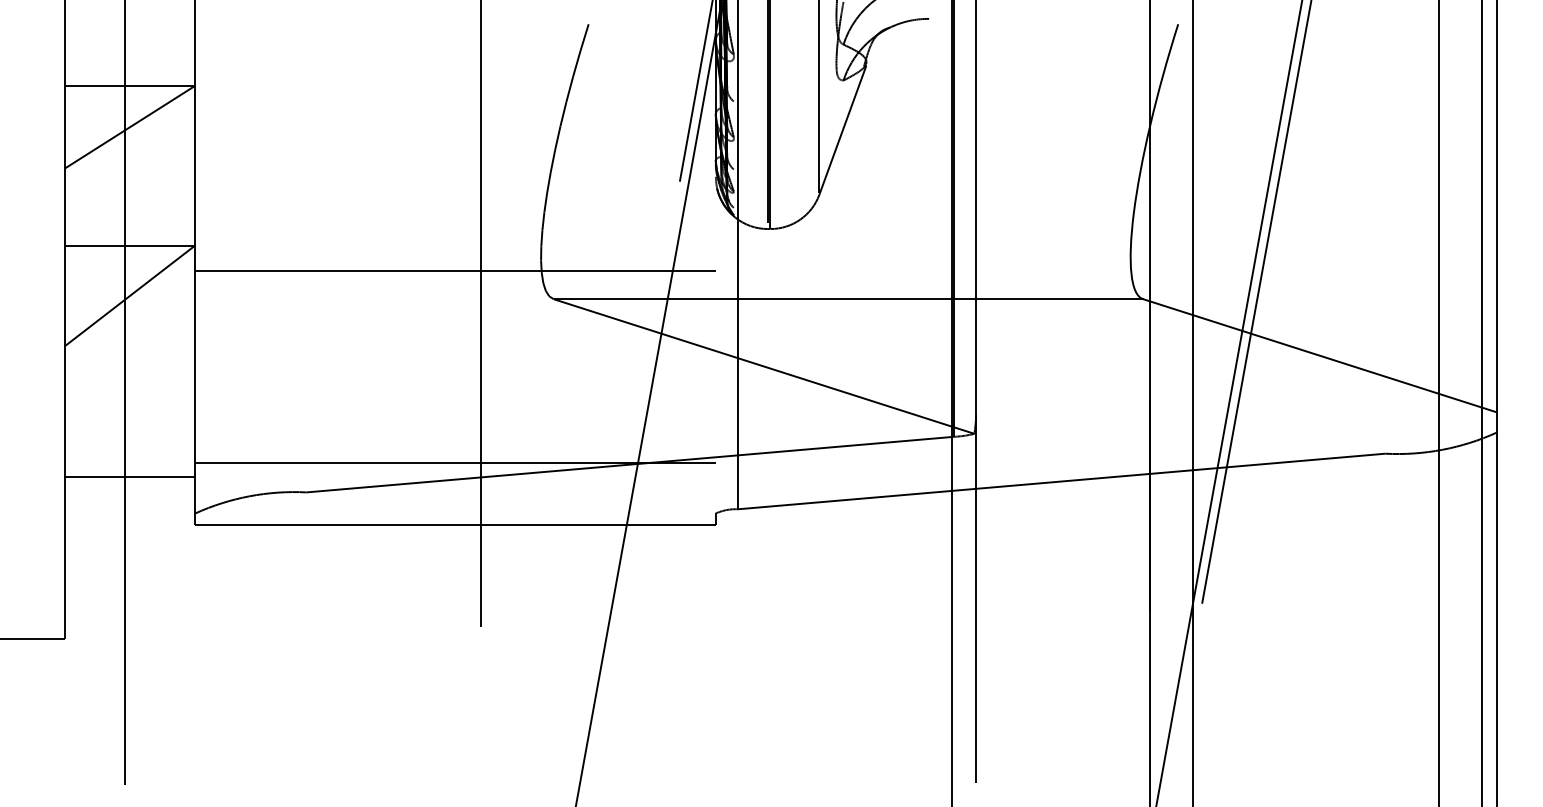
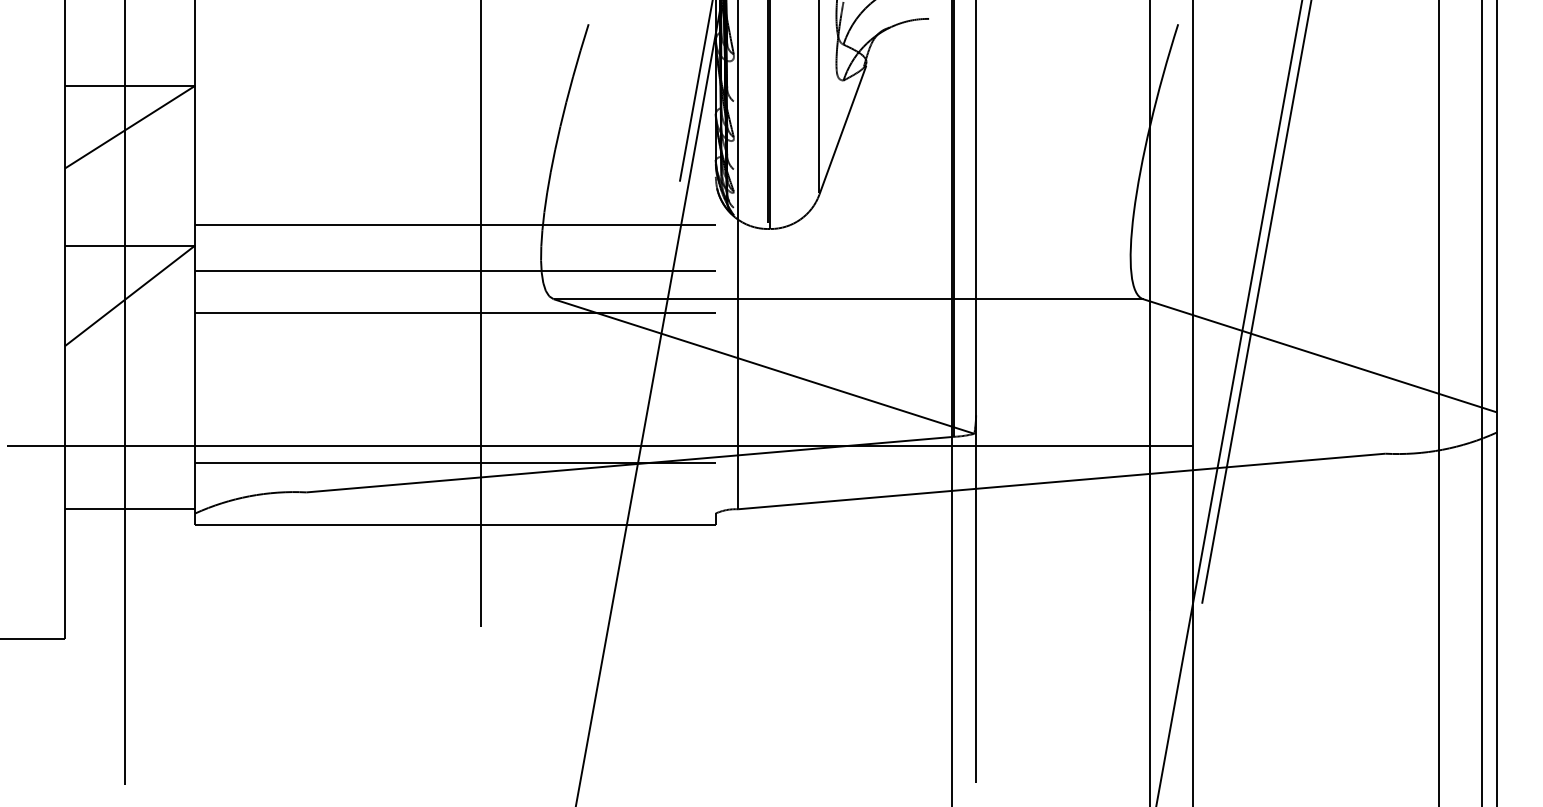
line: none -> present (455, 225)
line: none -> present (455, 313)
line: none -> present (599, 446)
line position: (130, 476) -> (130, 508) (130, 508)
